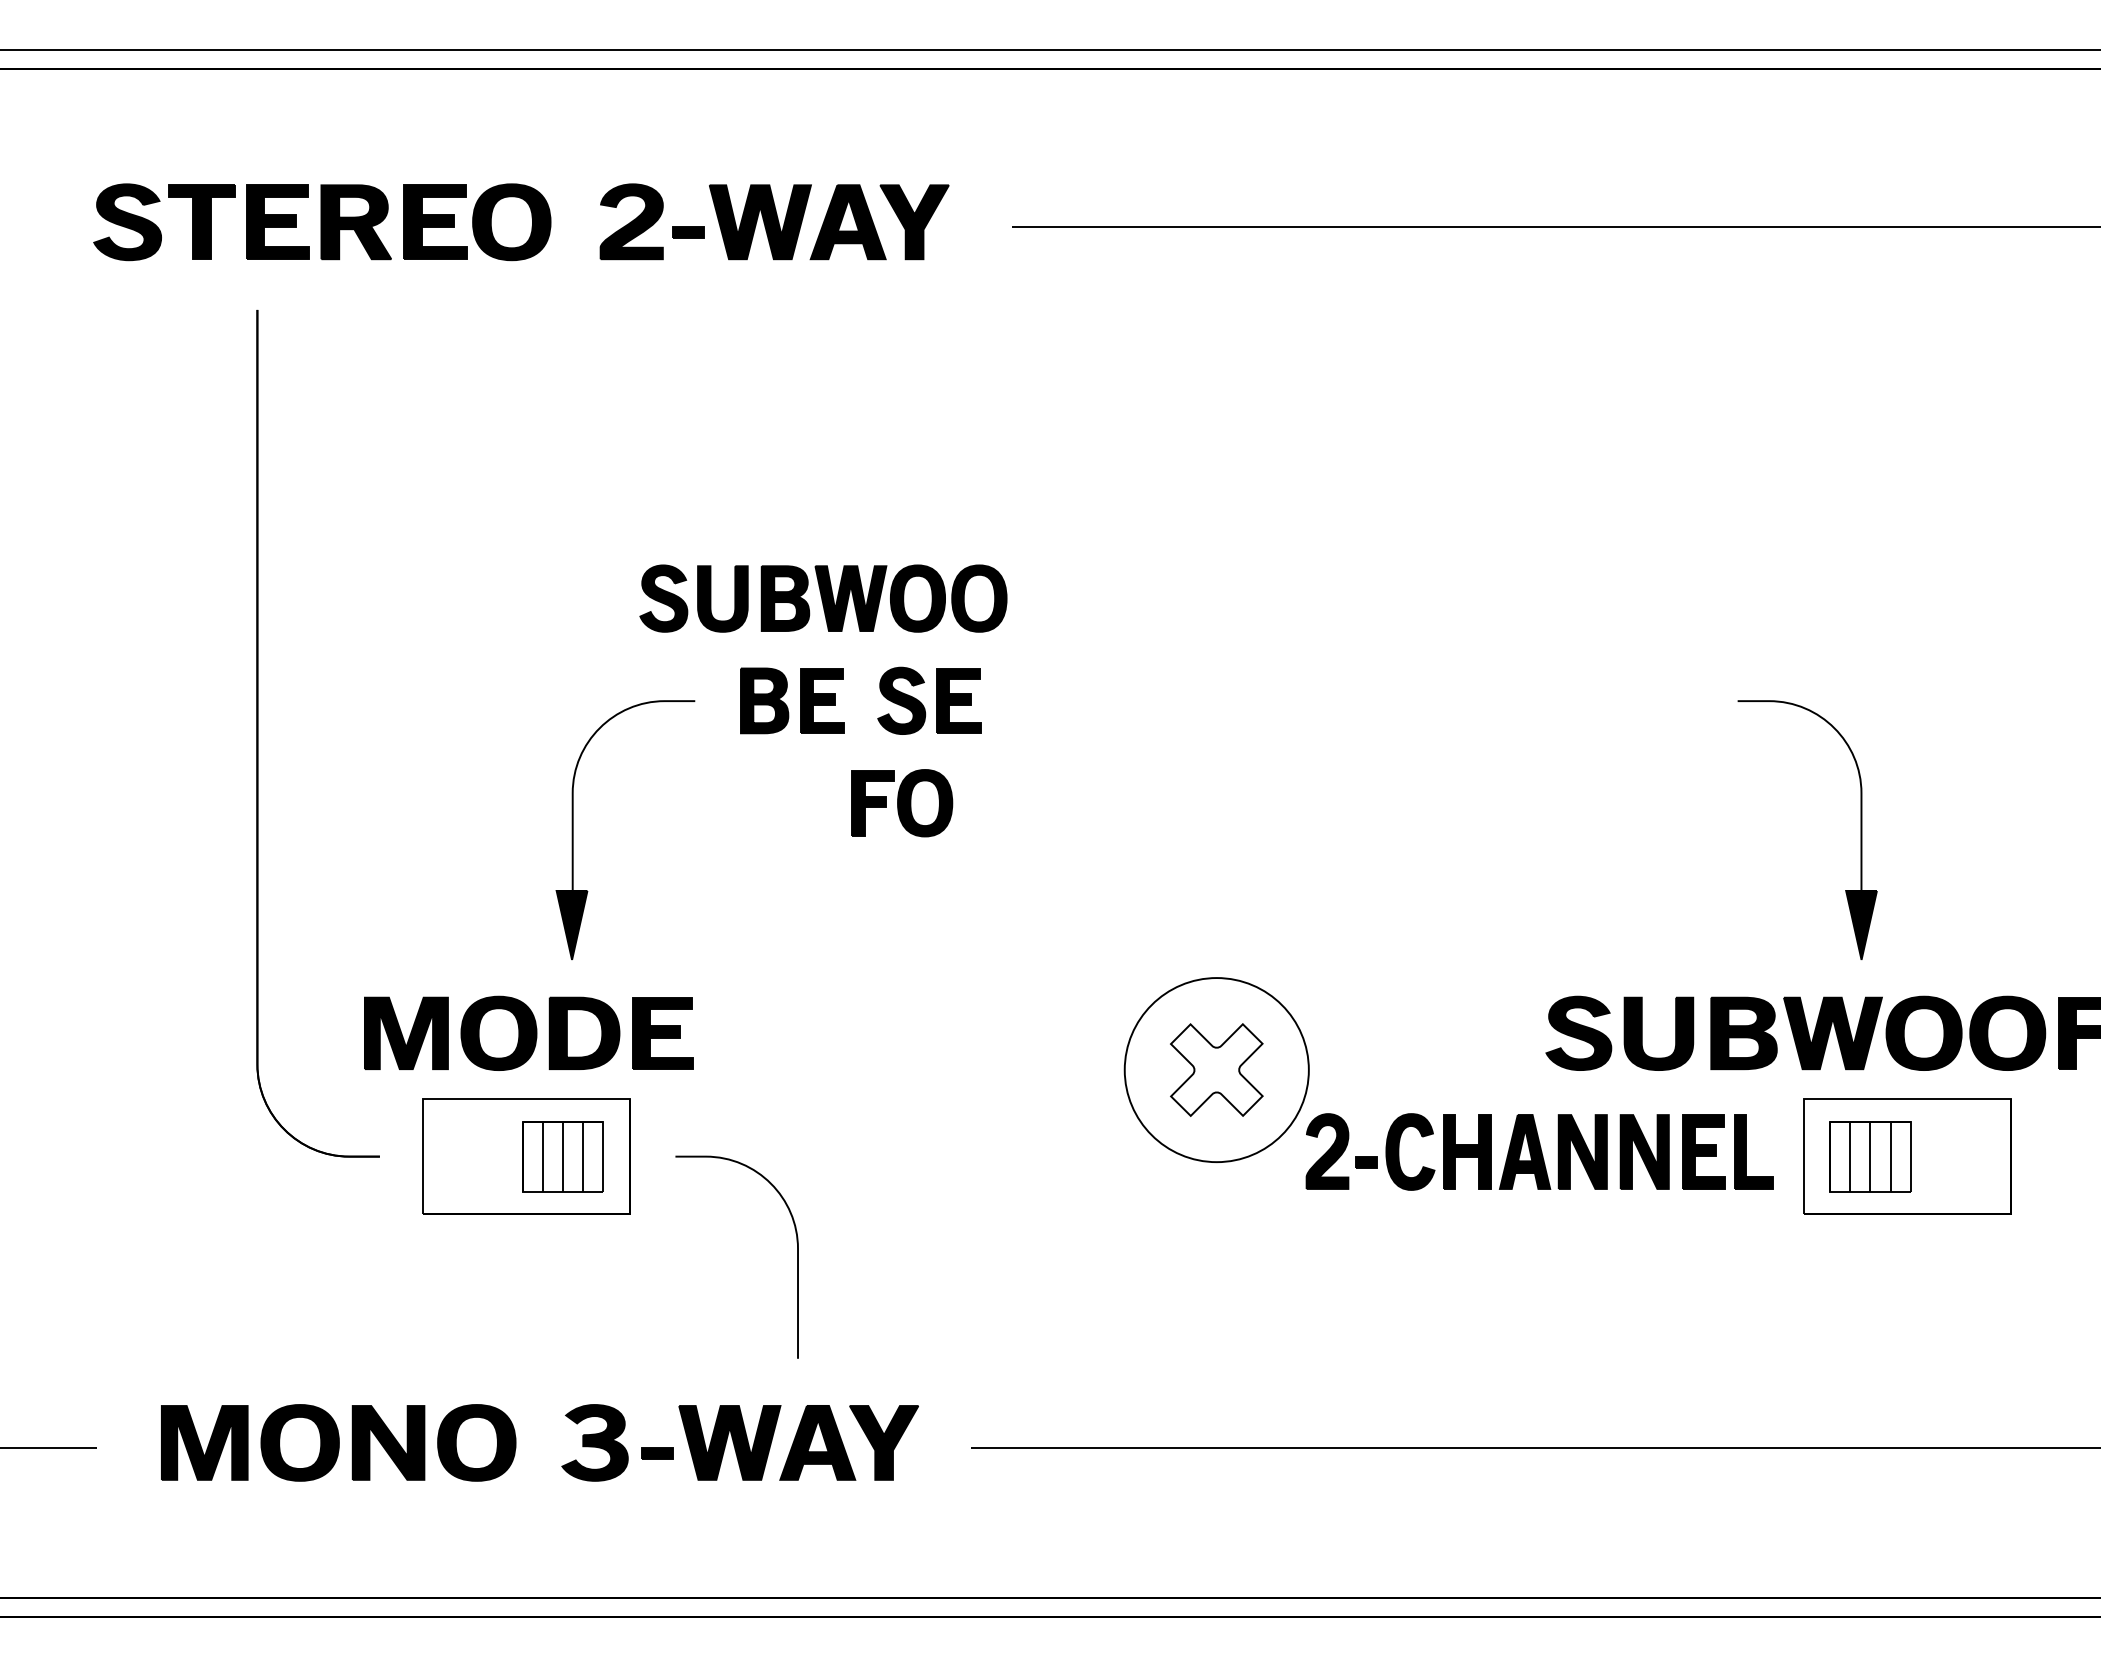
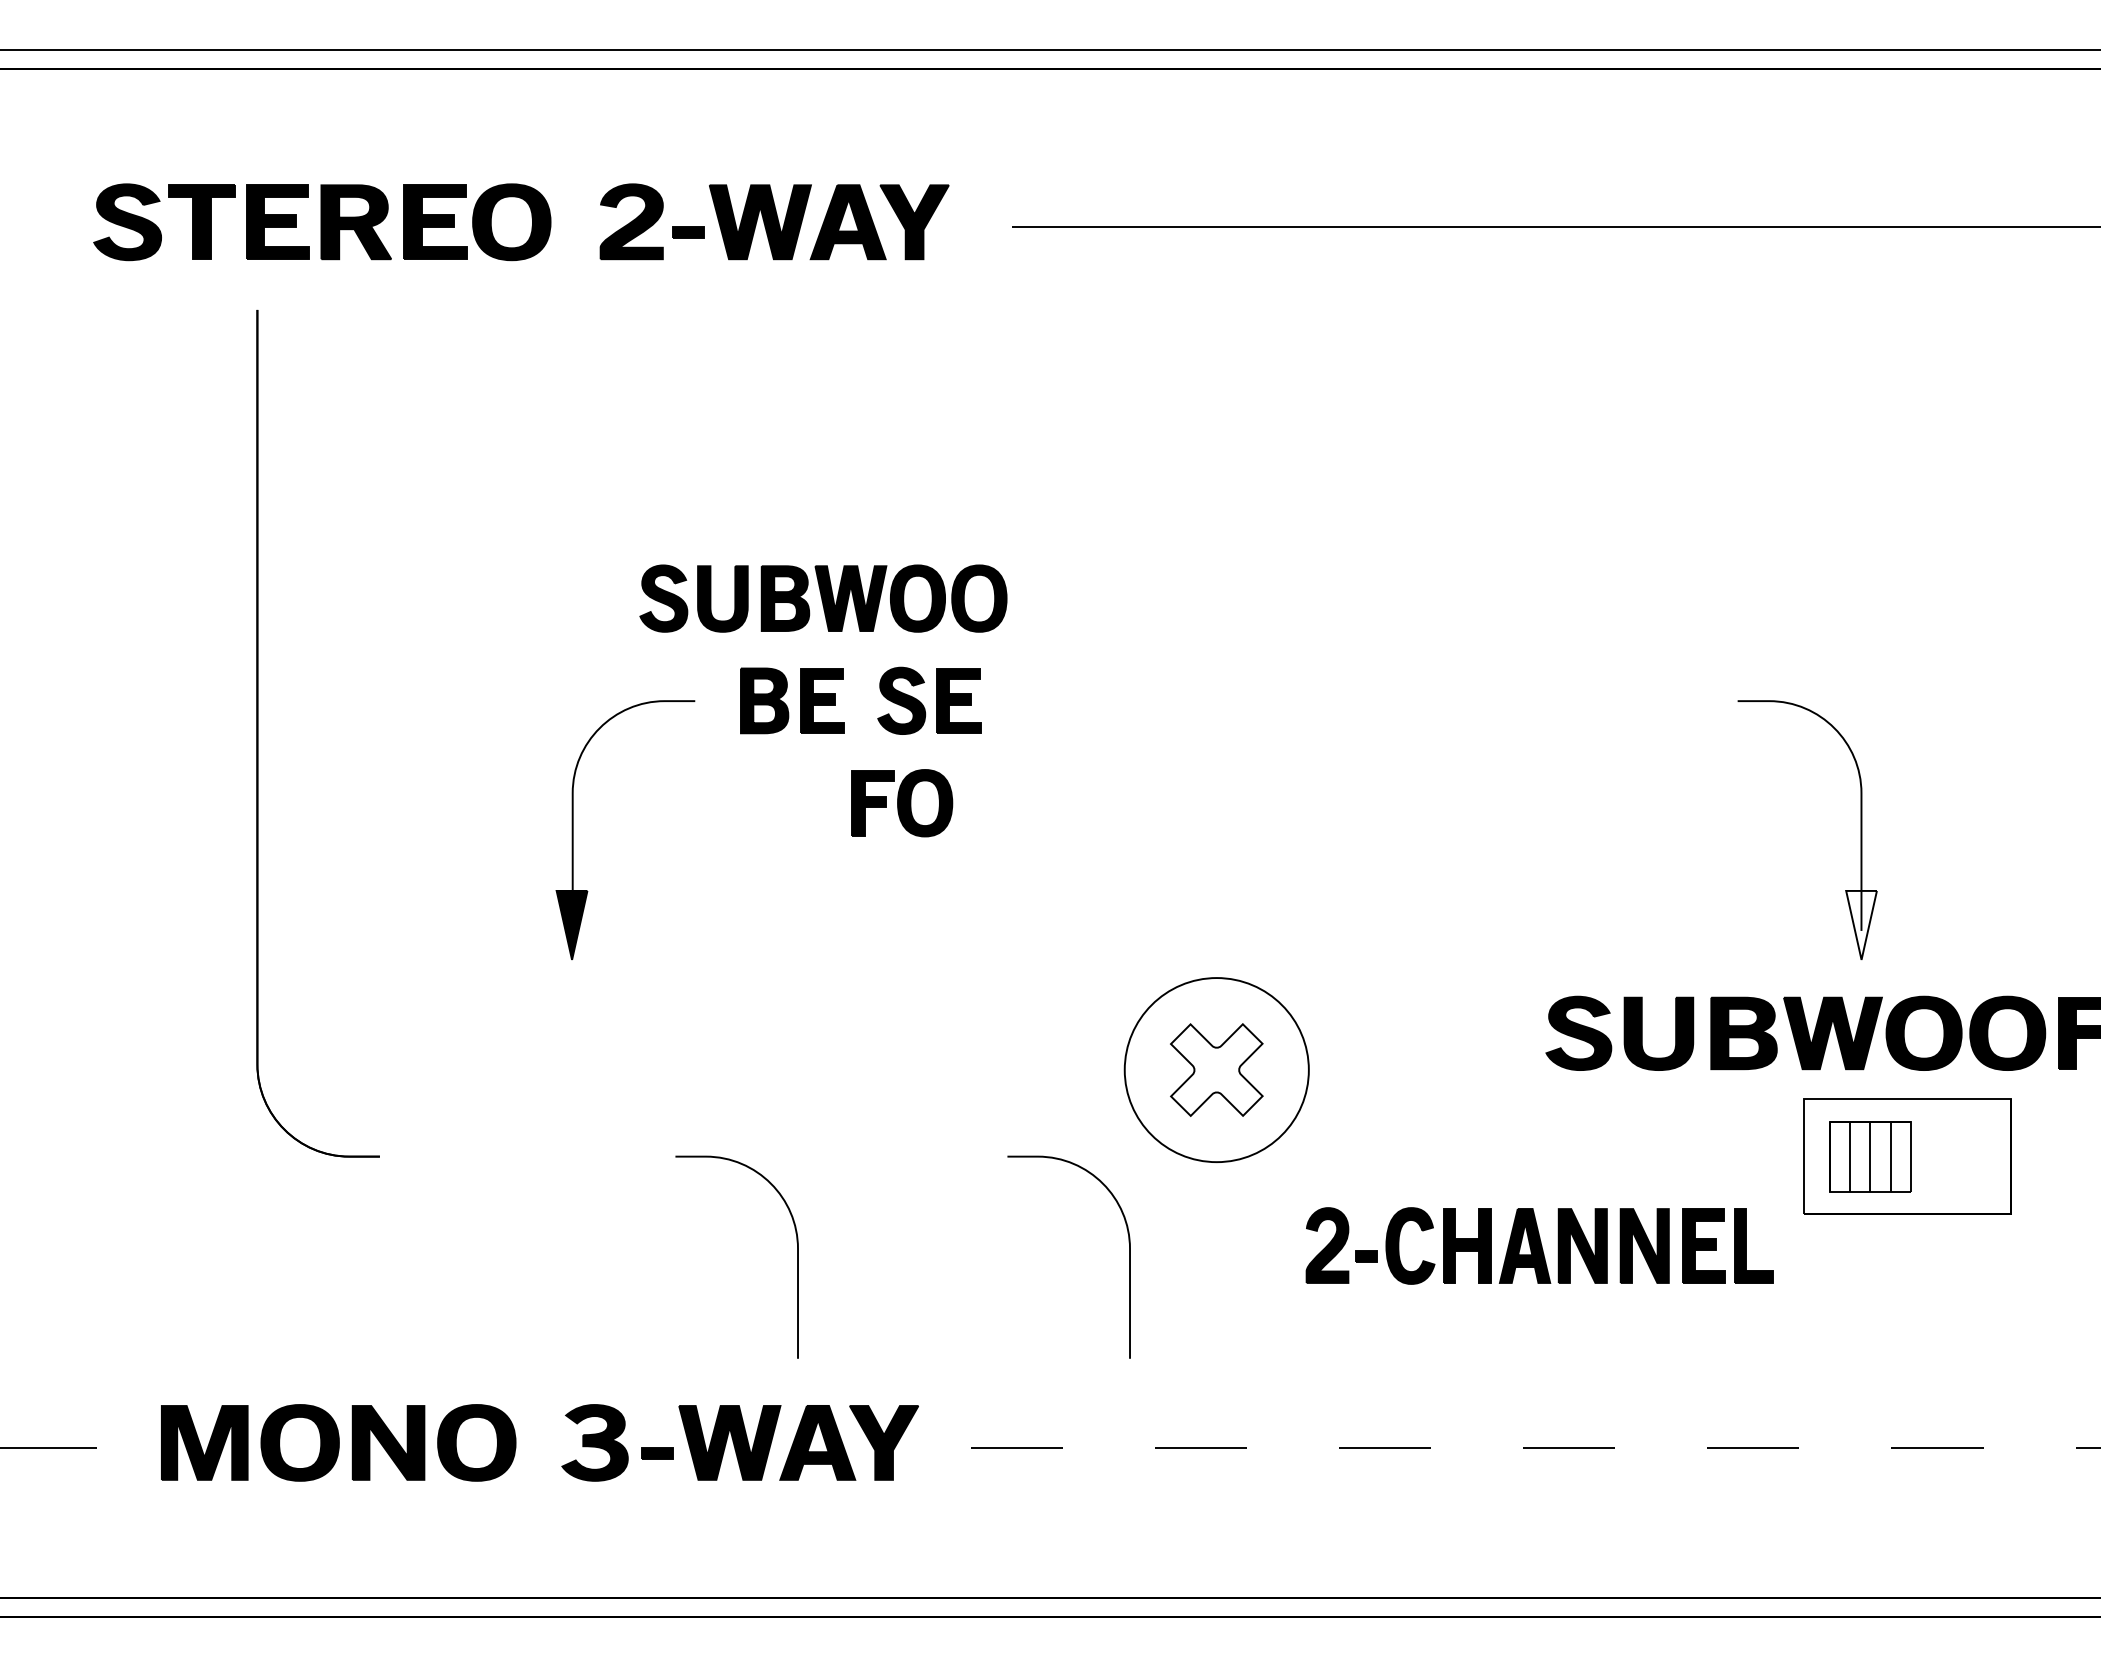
fill: present -> none (1861, 924)
part: present -> none (528, 1032)
part position: (1539, 1151) -> (1539, 1245) (1539, 1245)
part: present -> none (526, 1156)
curve: none -> present (1129, 1256)
line: solid -> dashed (1535, 1447)
